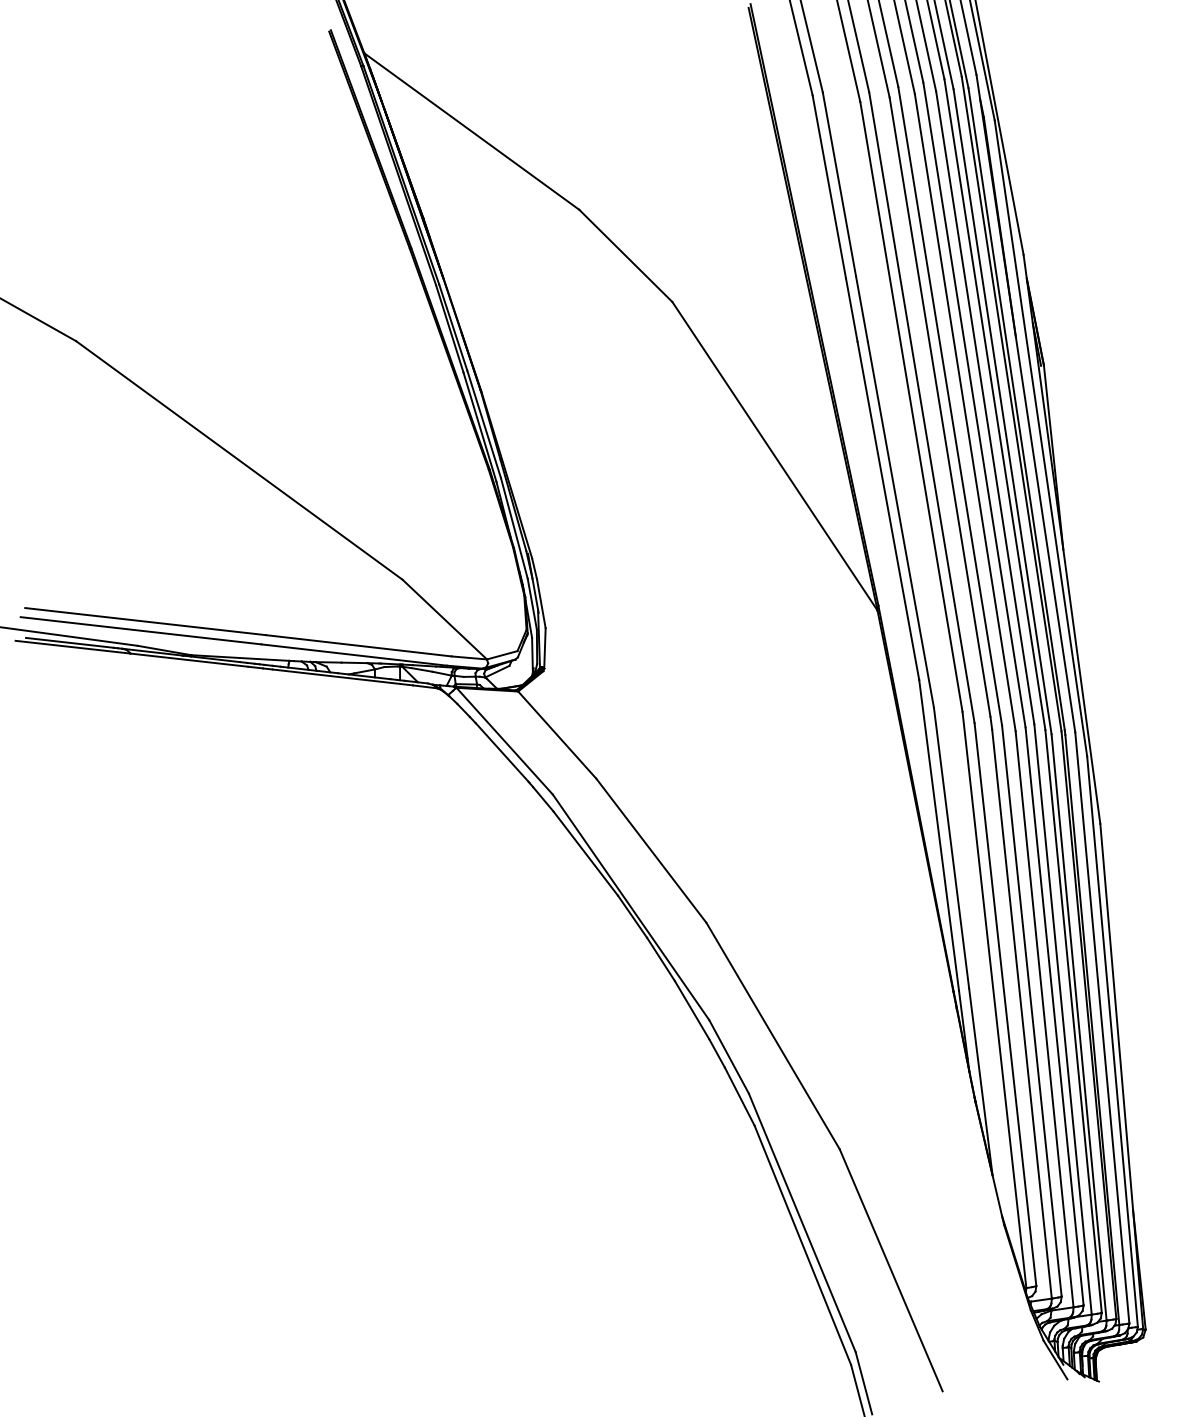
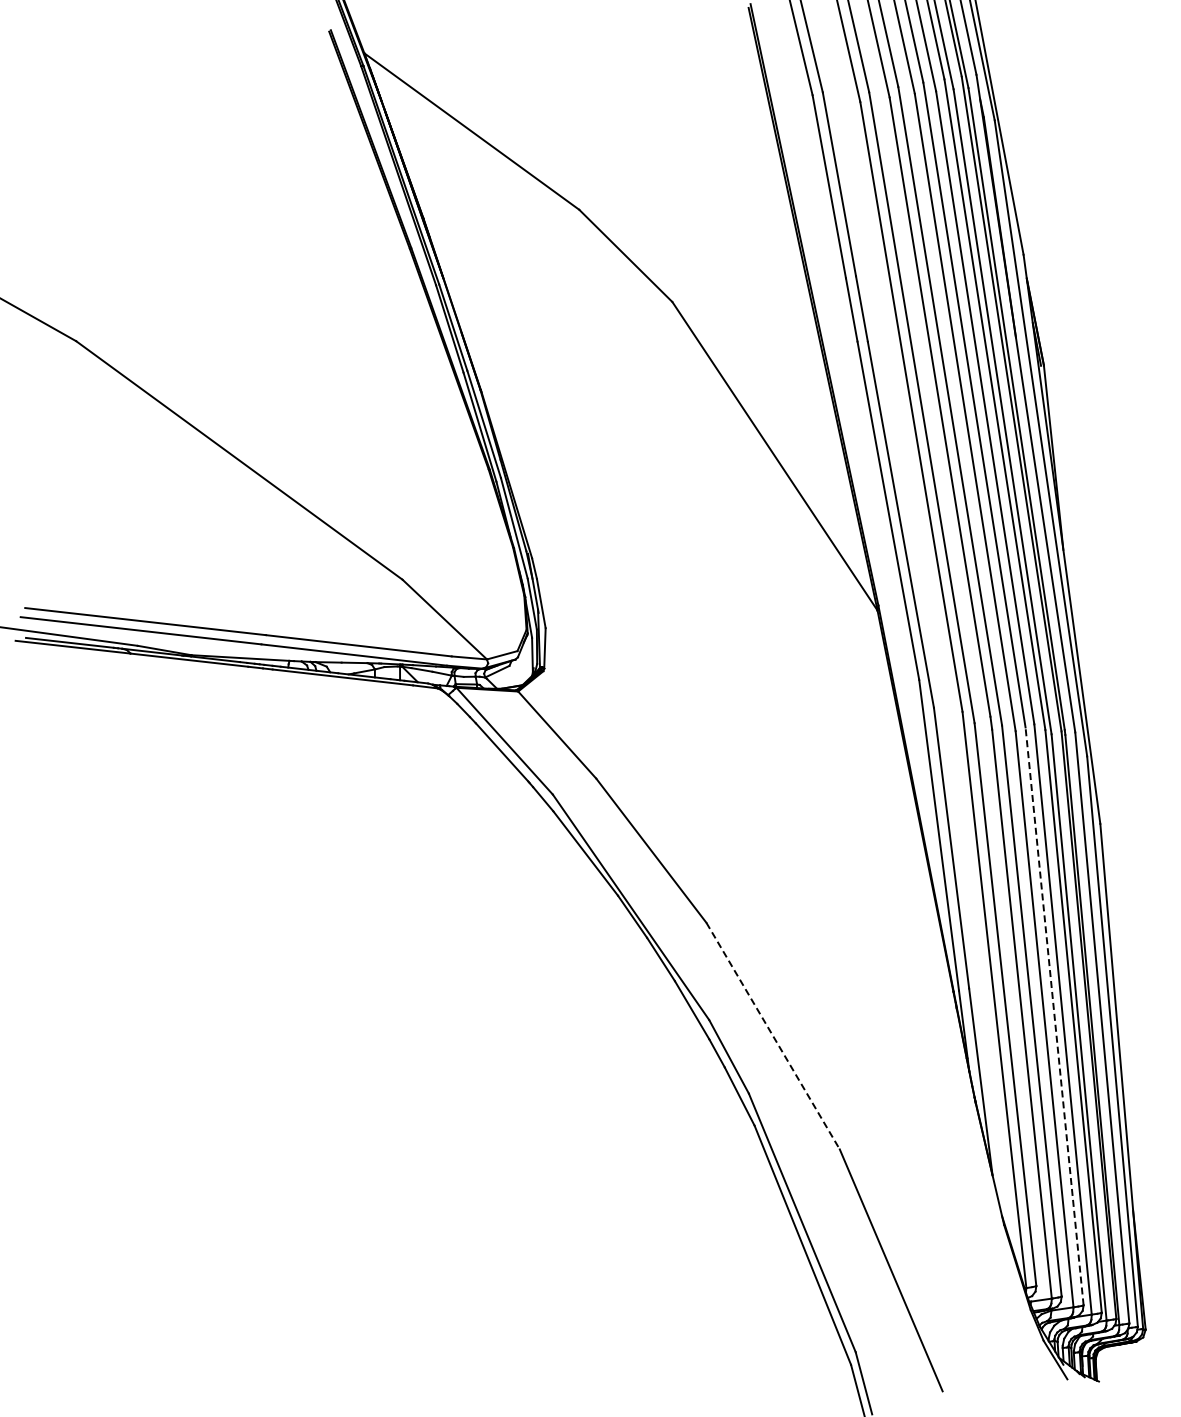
line: solid -> dashed (1054, 1015)
line: solid -> dashed (773, 1036)
